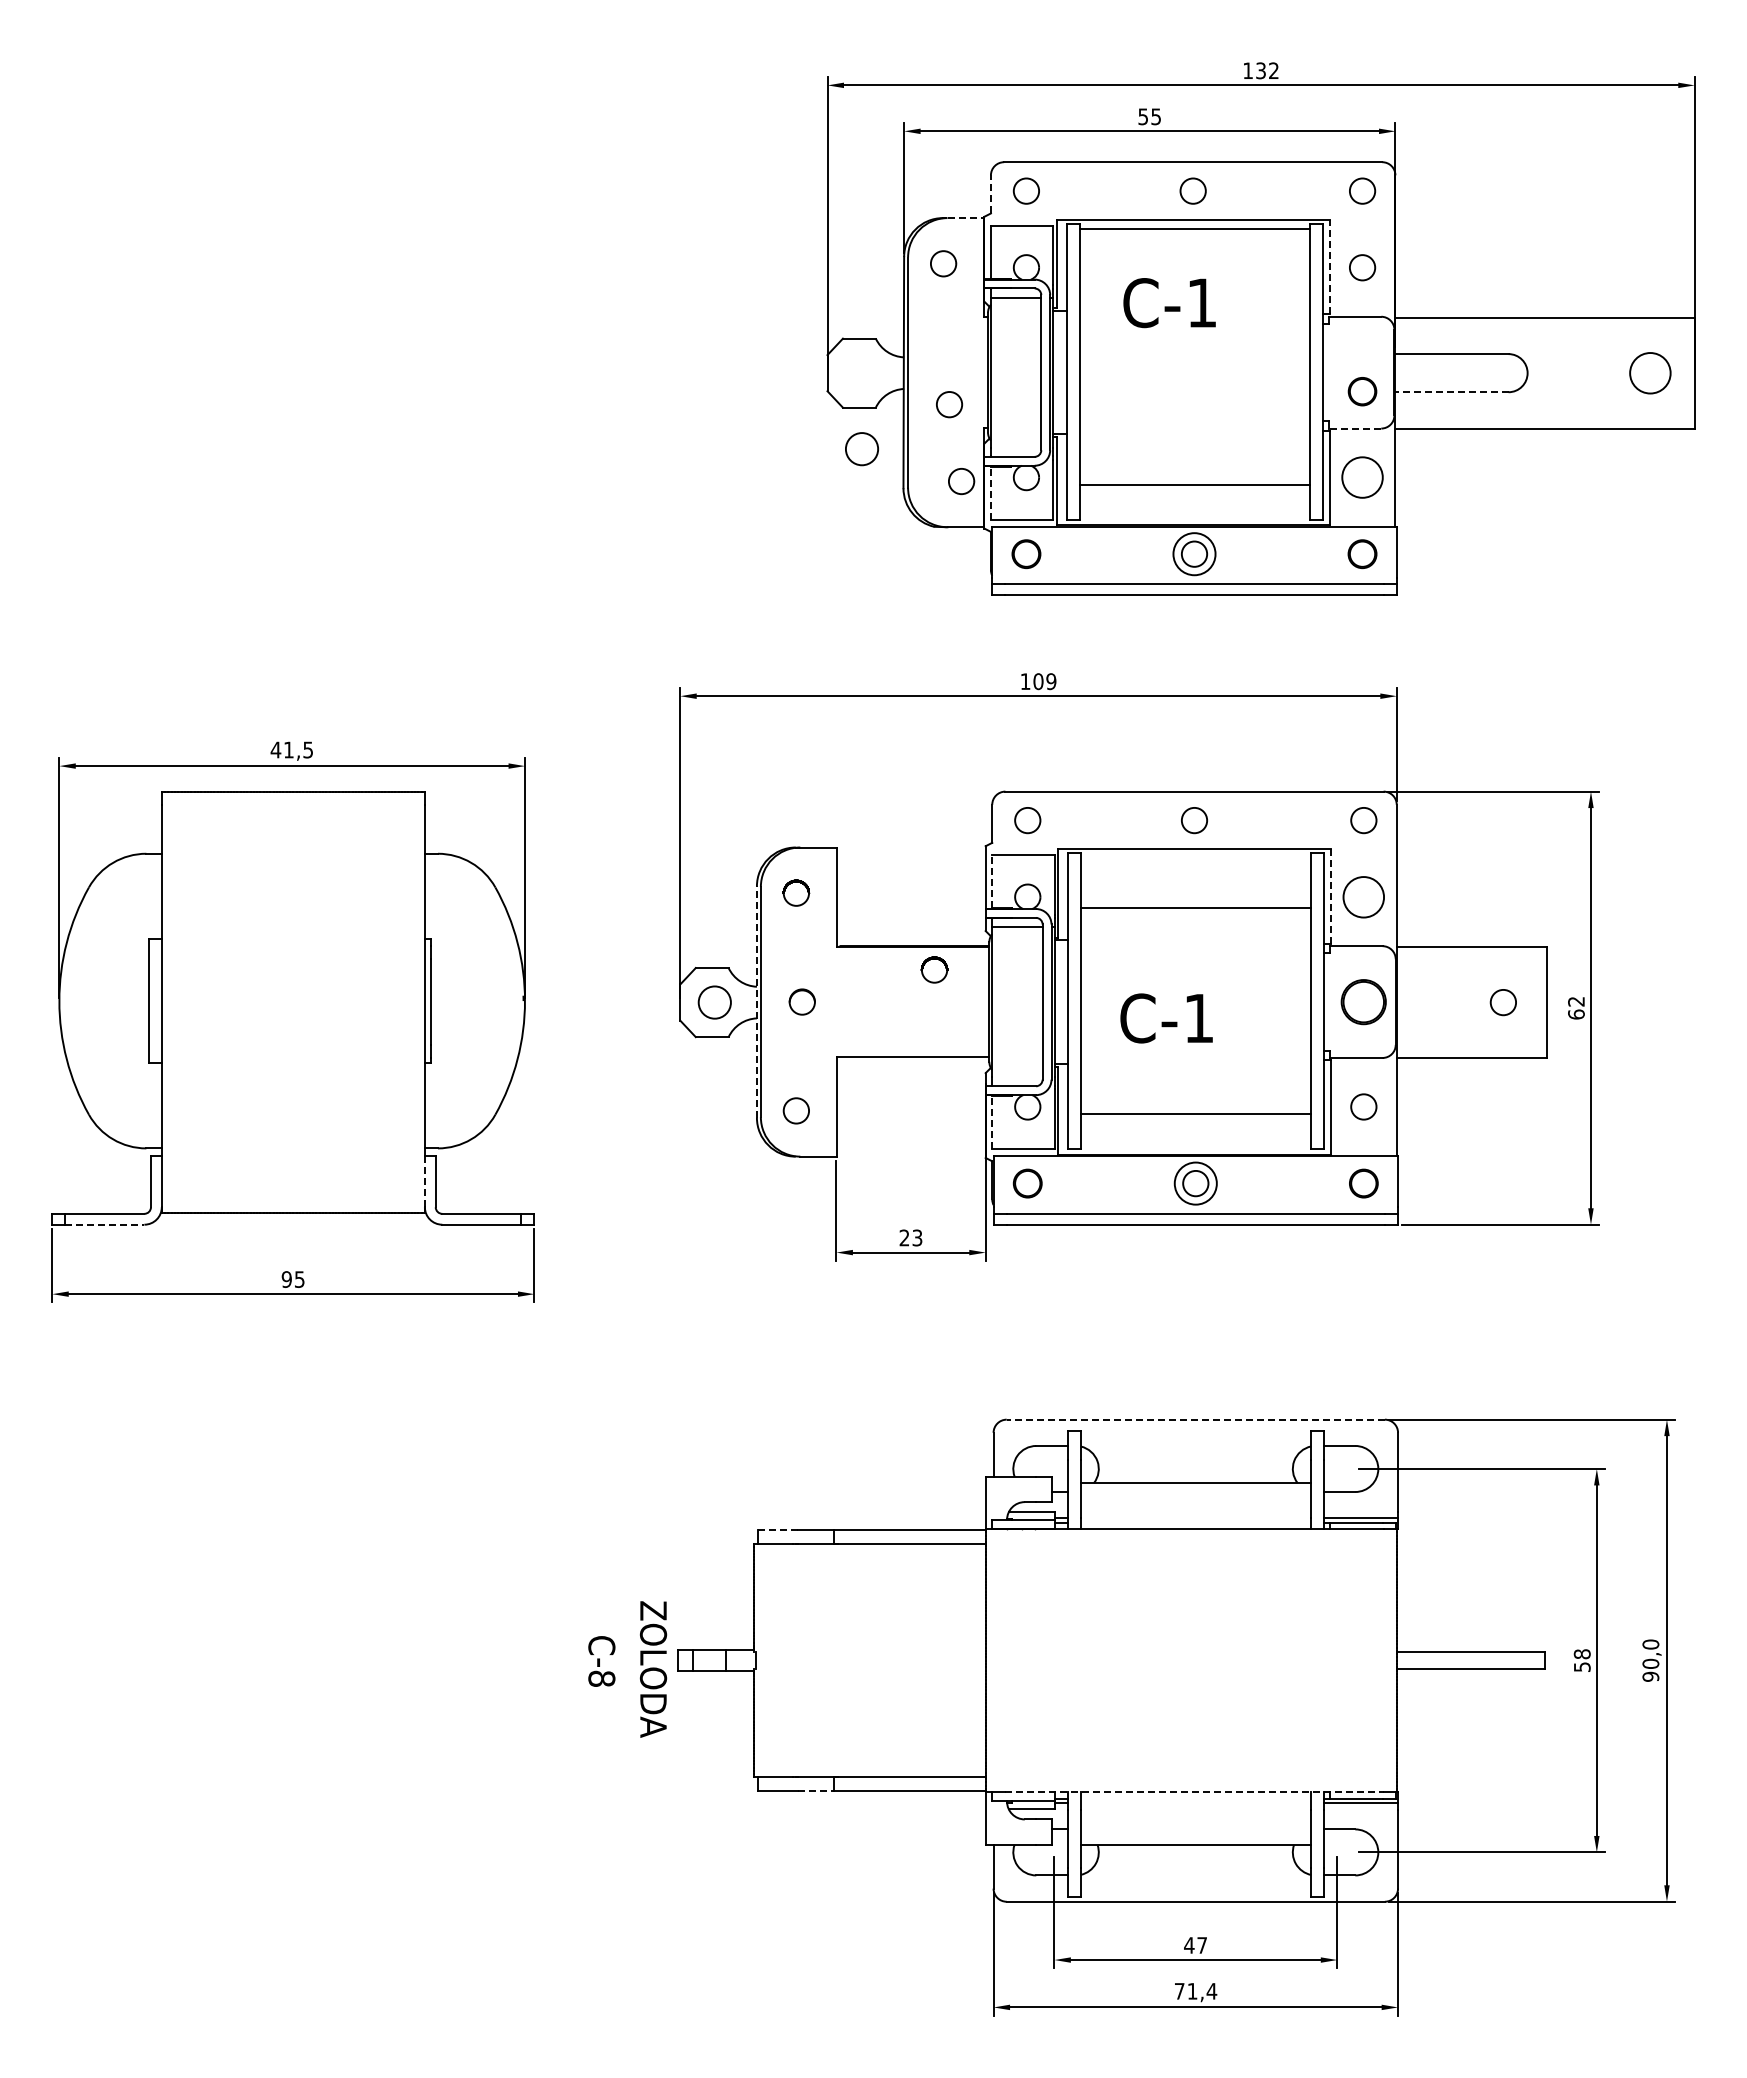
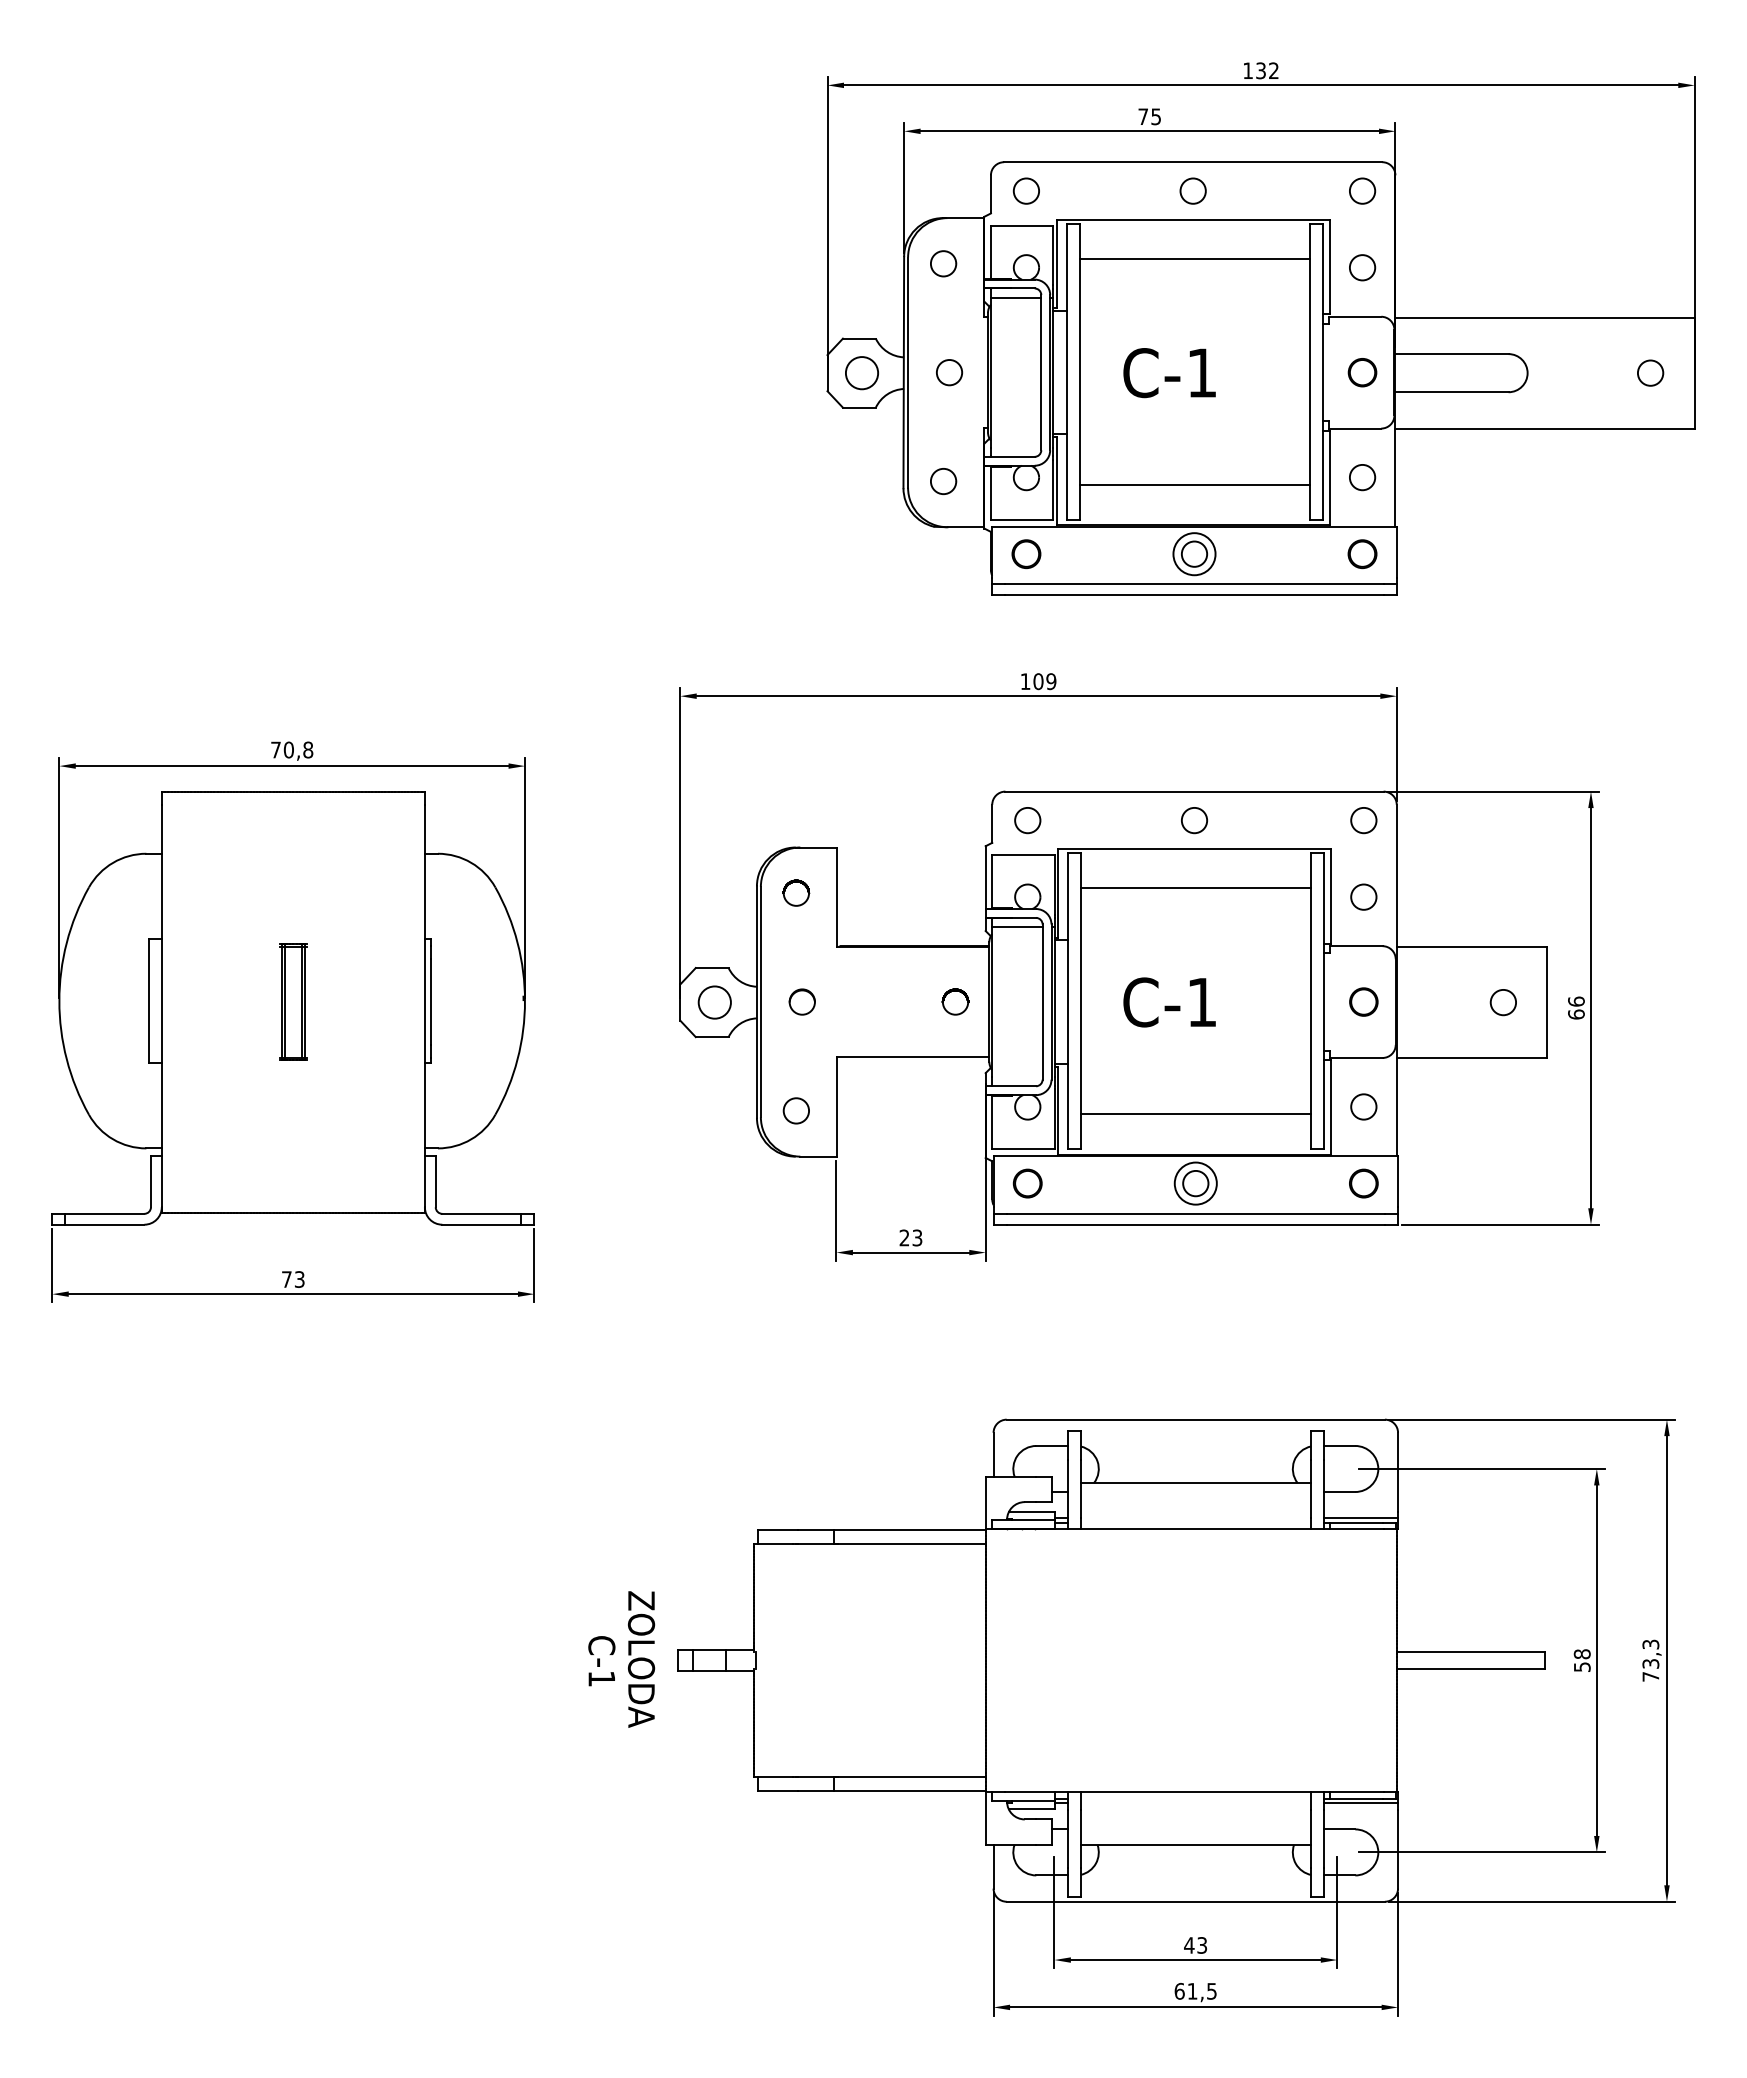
text: 55 -> 75 (1142, 116)
line: dashed -> solid (990, 193)
line: dashed -> solid (966, 218)
line position: (1194, 228) -> (1194, 258) (1194, 258)
line: dashed -> solid (1329, 266)
text position: (1169, 303) -> (1169, 373) (1169, 373)
circle size: 43x43 px -> 28x28 px (1650, 372)
part position: (1362, 391) -> (1362, 372) (1362, 372)
line: dashed -> solid (1451, 392)
circle position: (949, 404) -> (949, 372) (949, 372)
line: dashed -> solid (1354, 428)
circle position: (861, 449) -> (861, 373) (861, 373)
circle diameter: 41 px -> 25 px (1362, 477)
circle position: (961, 481) -> (943, 481) (943, 481)
line: dashed -> solid (990, 492)
text: 41,5 -> 70,8 (291, 749)
line: dashed -> solid (992, 881)
line: dashed -> solid (1330, 896)
circle size: 43x43 px -> 28x28 px (1363, 896)
line position: (1196, 907) -> (1196, 887) (1196, 887)
part position: (934, 969) -> (955, 1001) (955, 1001)
part: none -> present (293, 1001)
text: 62 -> 66 (1576, 1001)
line: dashed -> solid (756, 1002)
circle size: 47x47 px -> 30x30 px (1363, 1001)
text position: (1166, 1018) -> (1169, 1002) (1169, 1002)
line: dashed -> solid (992, 1122)
line: dashed -> solid (424, 1181)
line: dashed -> solid (105, 1224)
text: 95 -> 73 (292, 1279)
line: dashed -> solid (1195, 1419)
line: dashed -> solid (777, 1530)
text: 90,0 -> 73,3 (1650, 1660)
text position: (653, 1669) -> (641, 1659) (641, 1659)
text: C-8 -> C-1 (601, 1678)
line: dashed -> solid (816, 1791)
line: dashed -> solid (1195, 1792)
text: 47 -> 43 (1202, 1945)
text: 71,4 -> 61,5 (1195, 1991)
